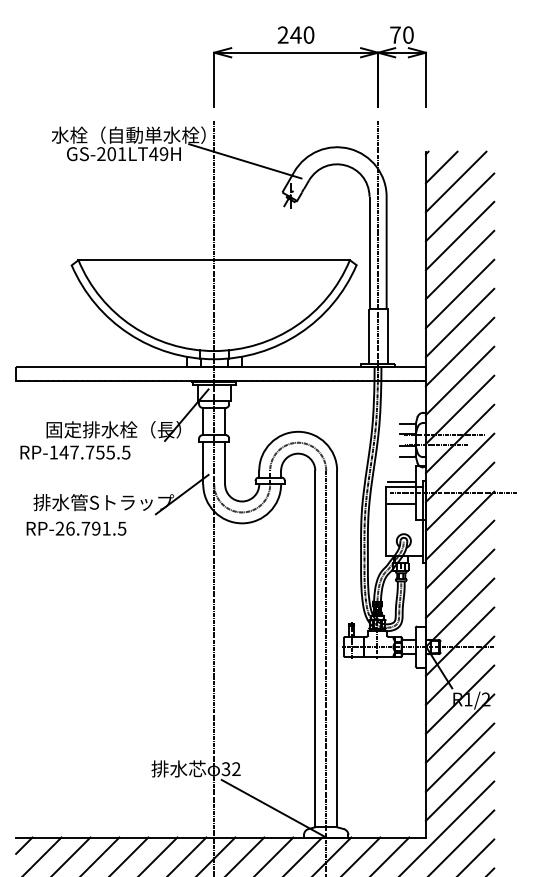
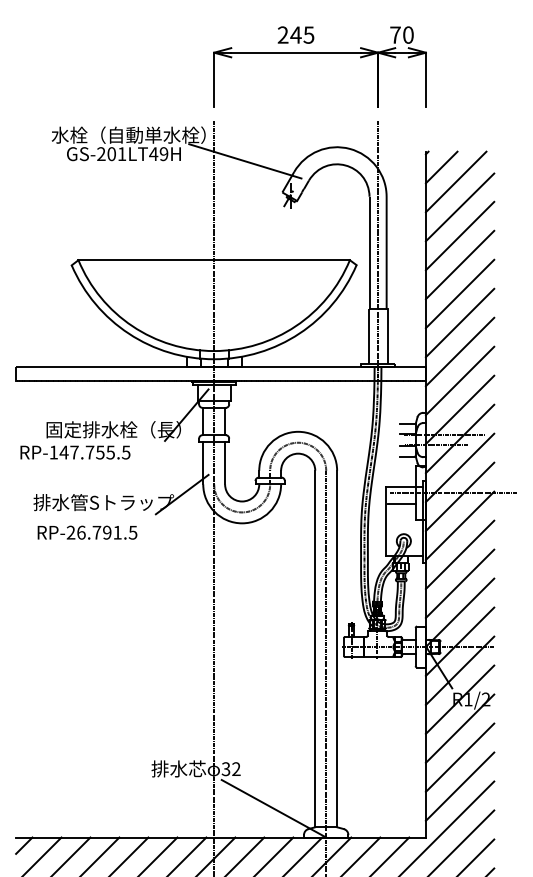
text: 240 -> 245 (308, 34)
line: present -> none (401, 482)
text position: (76, 528) -> (87, 532) (87, 532)
